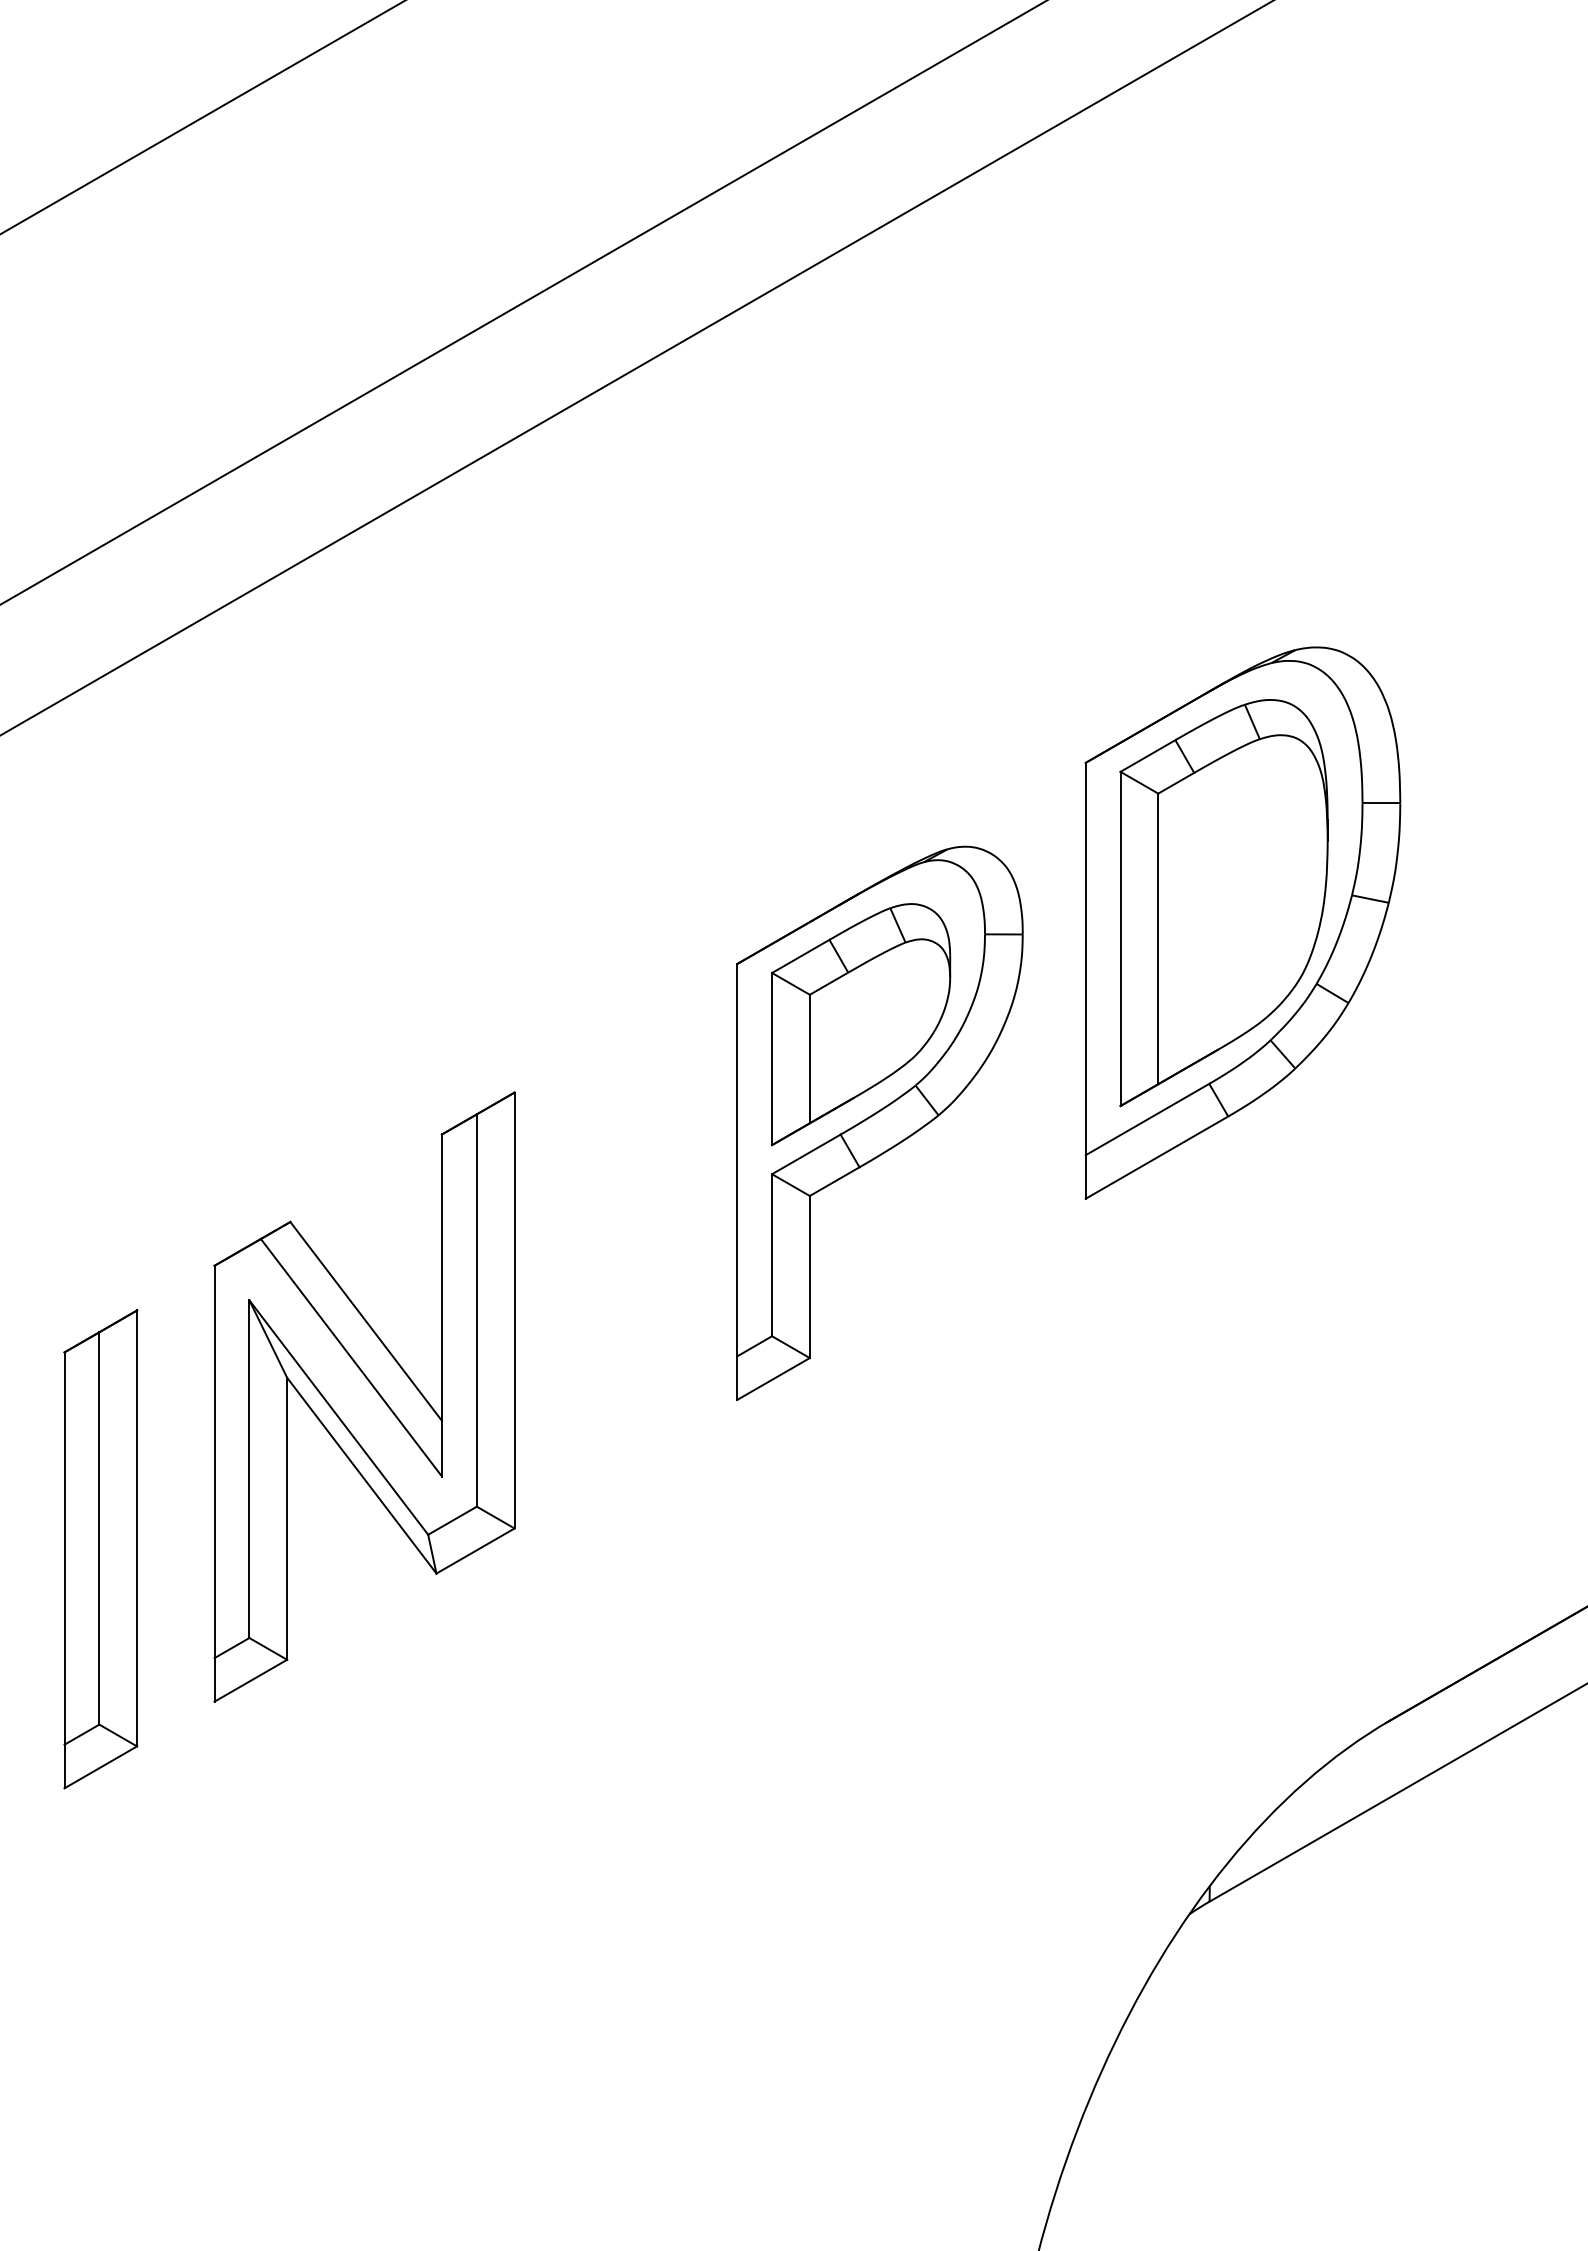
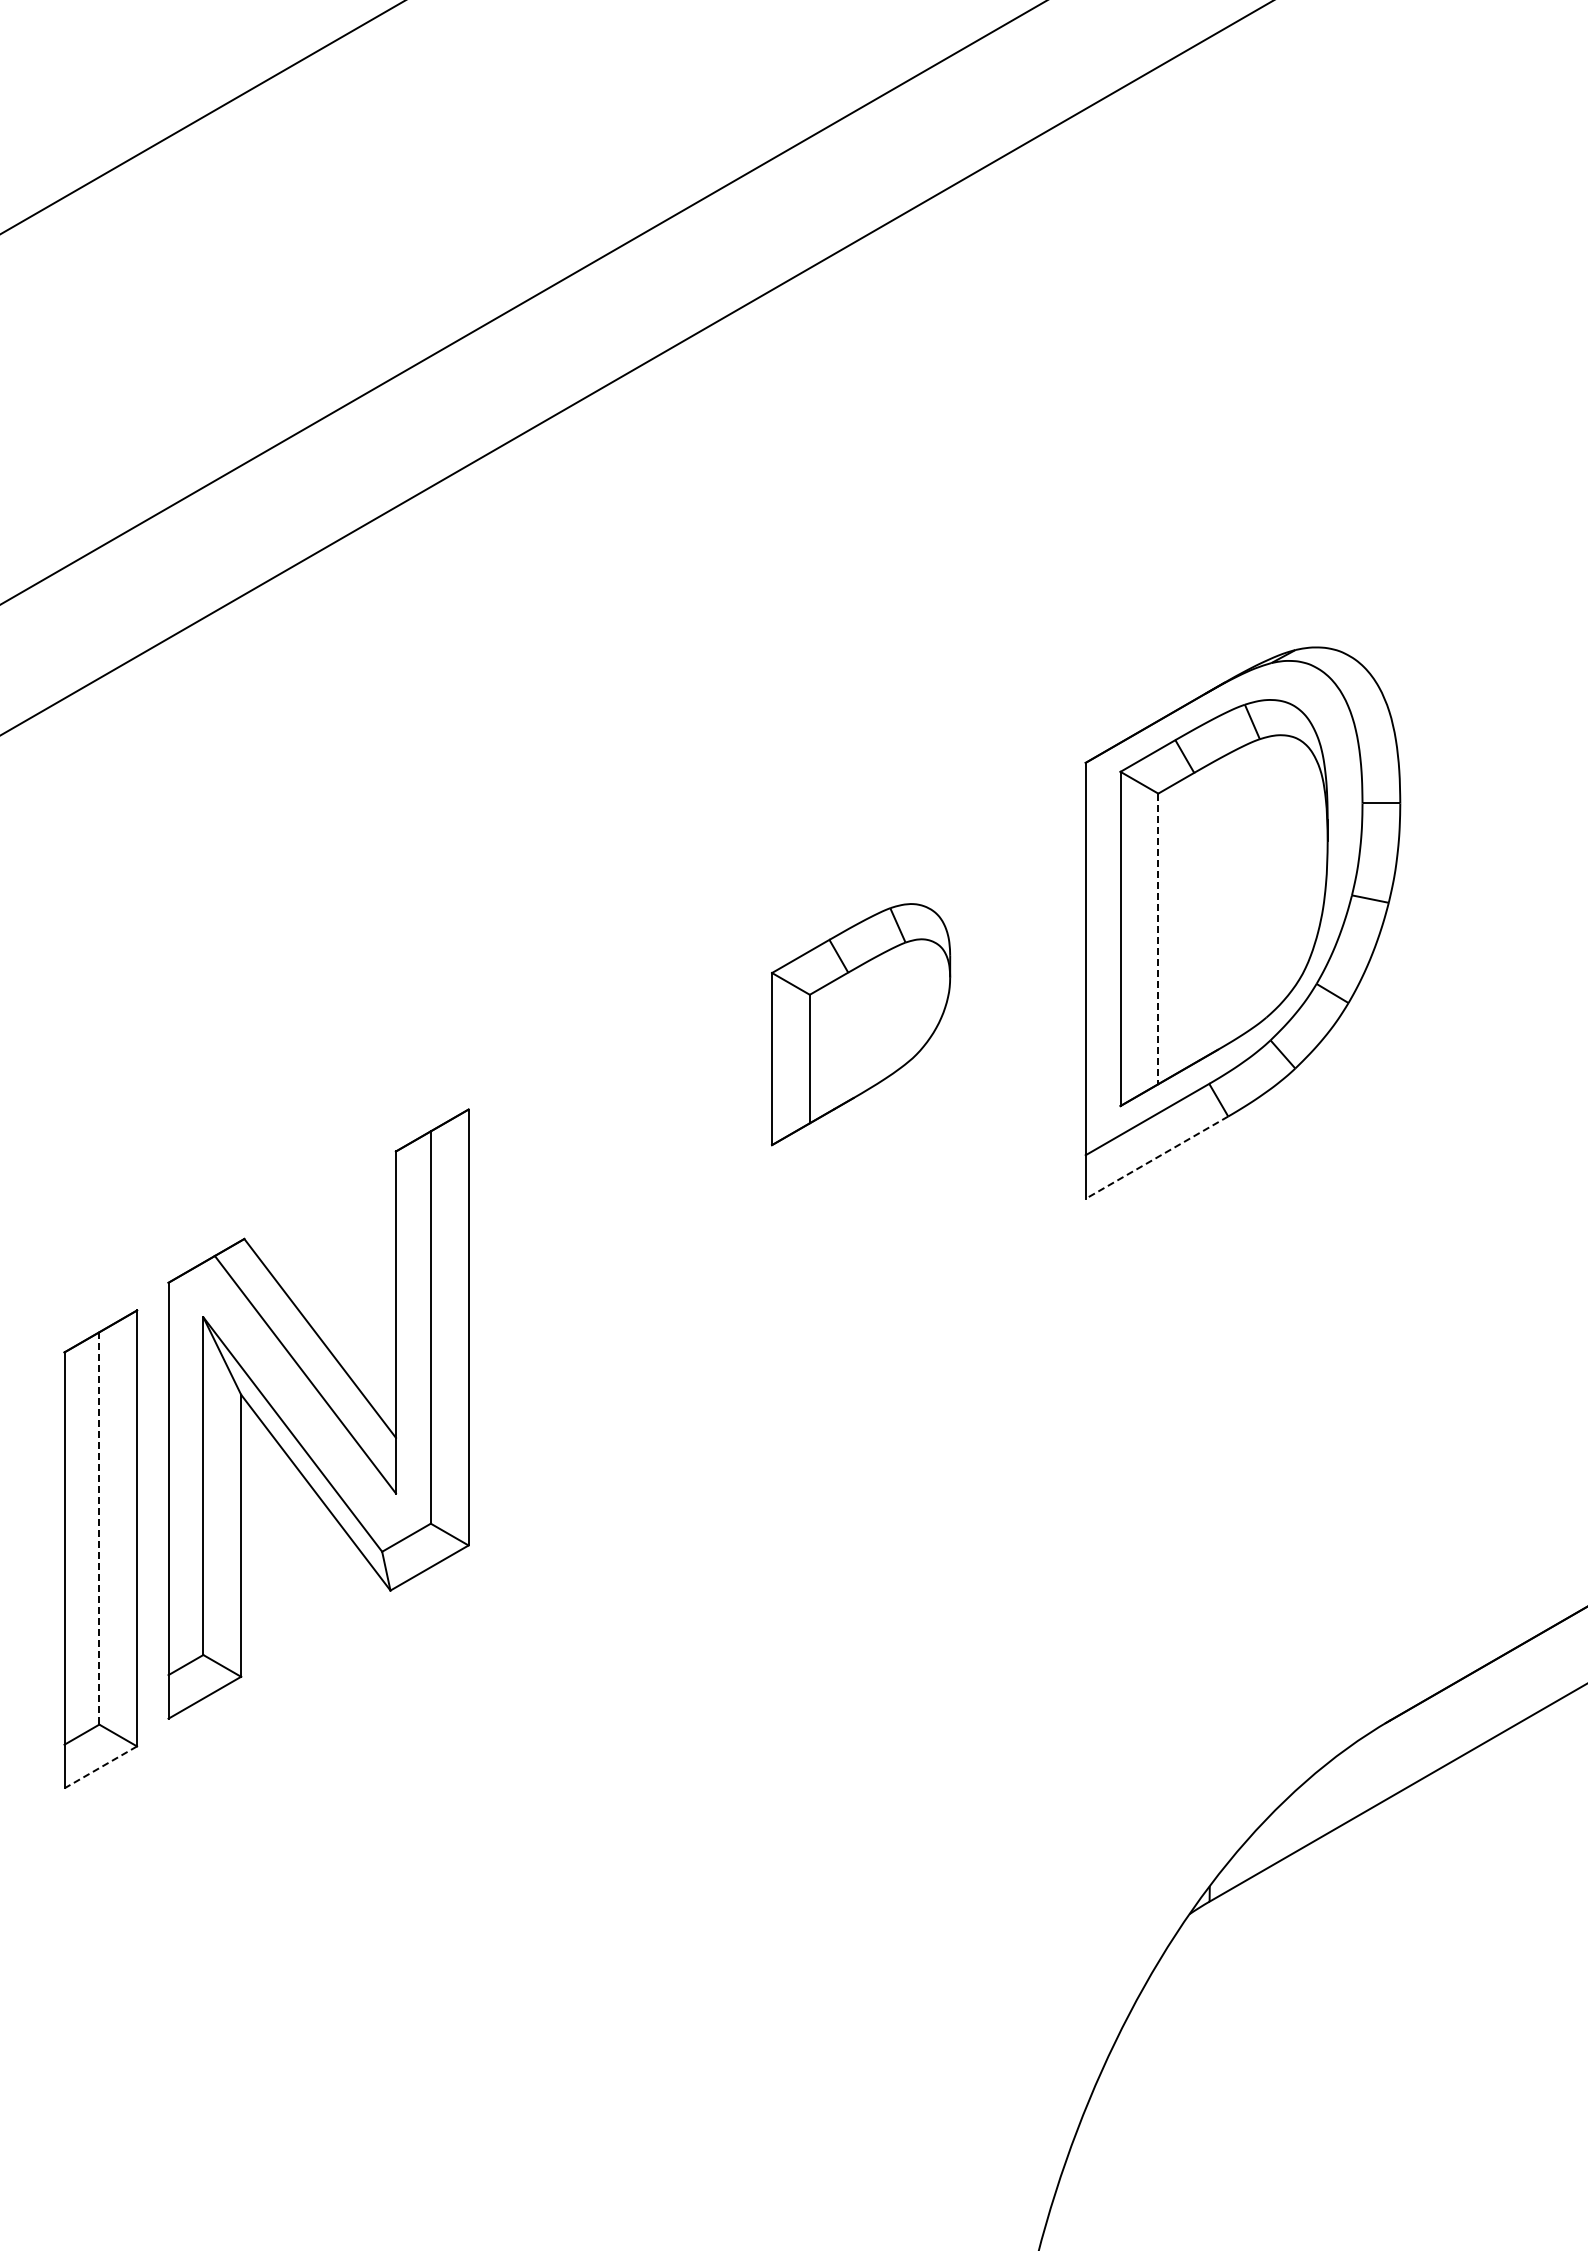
line: solid -> dashed (1158, 939)
part: present -> none (879, 1122)
line: solid -> dashed (1156, 1157)
part position: (364, 1396) -> (318, 1413) (318, 1413)
line: solid -> dashed (99, 1528)
line: solid -> dashed (100, 1767)
